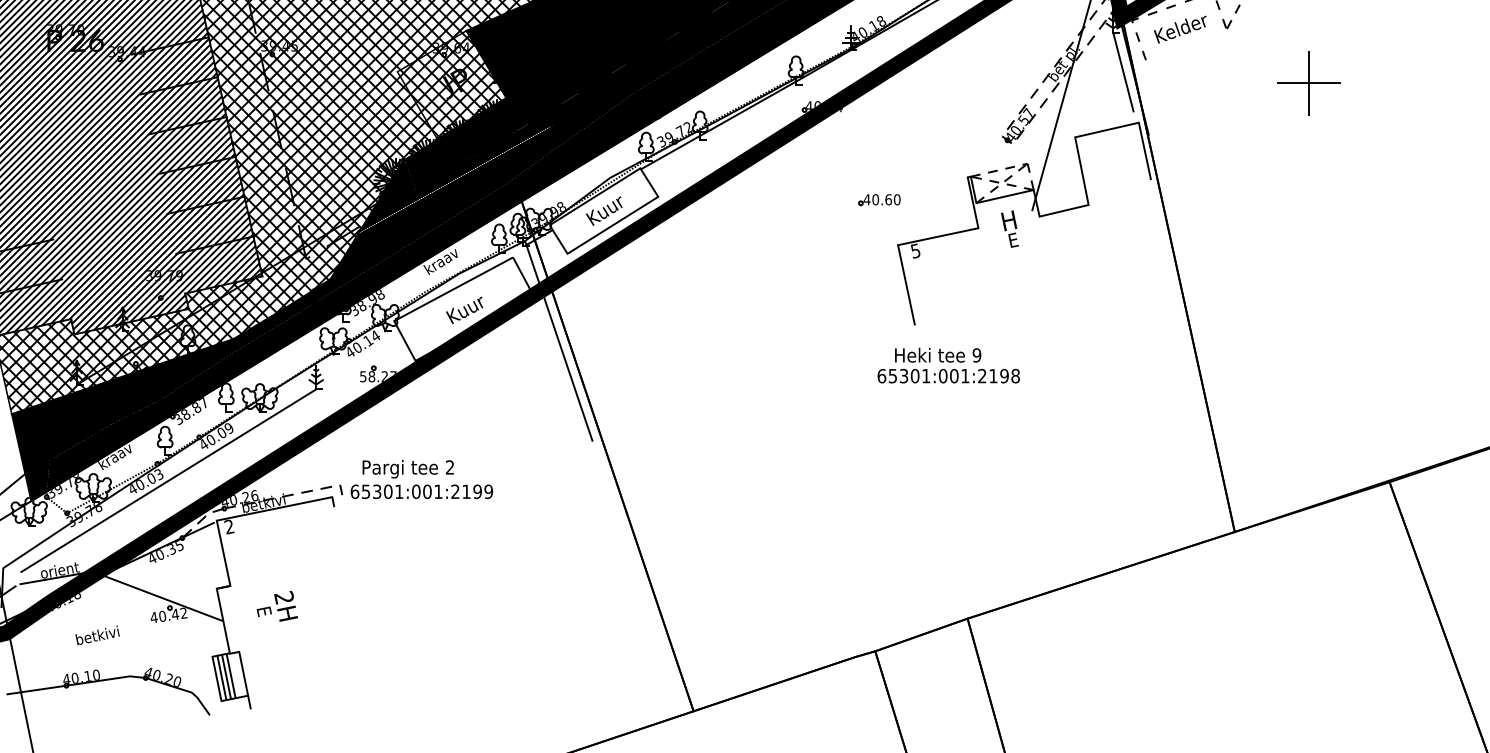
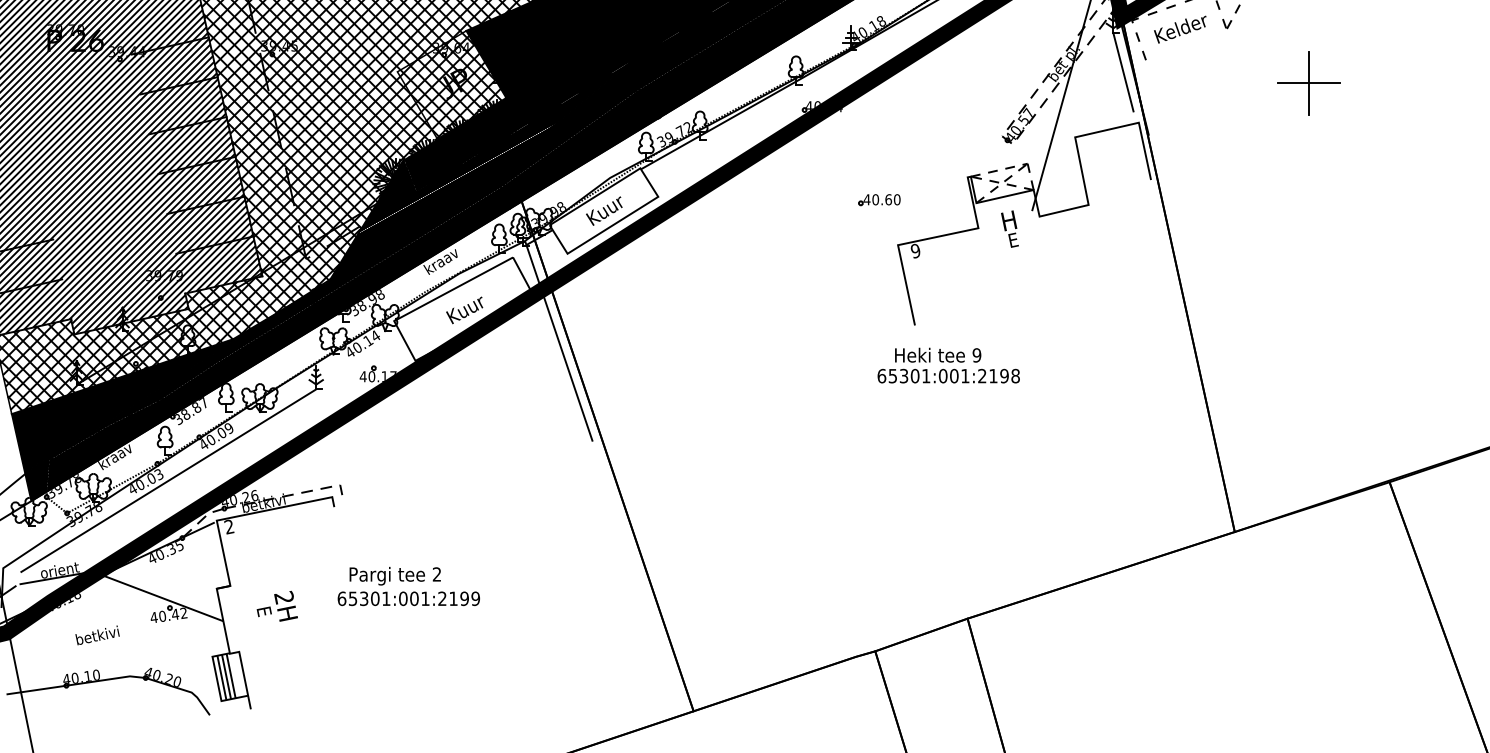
text: 5 -> 9 (915, 250)
text: 58.27 -> 40.17 (373, 376)
text position: (421, 479) -> (408, 586) (408, 586)
